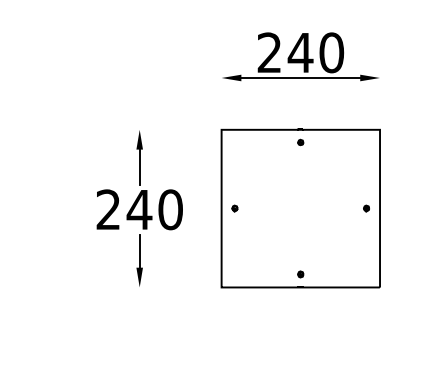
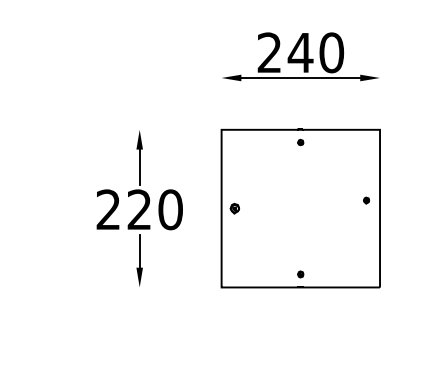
part size: 8x9 px -> 11x12 px (234, 208)
part position: (366, 208) -> (366, 200) (366, 200)
text: 240 -> 220 (139, 209)
